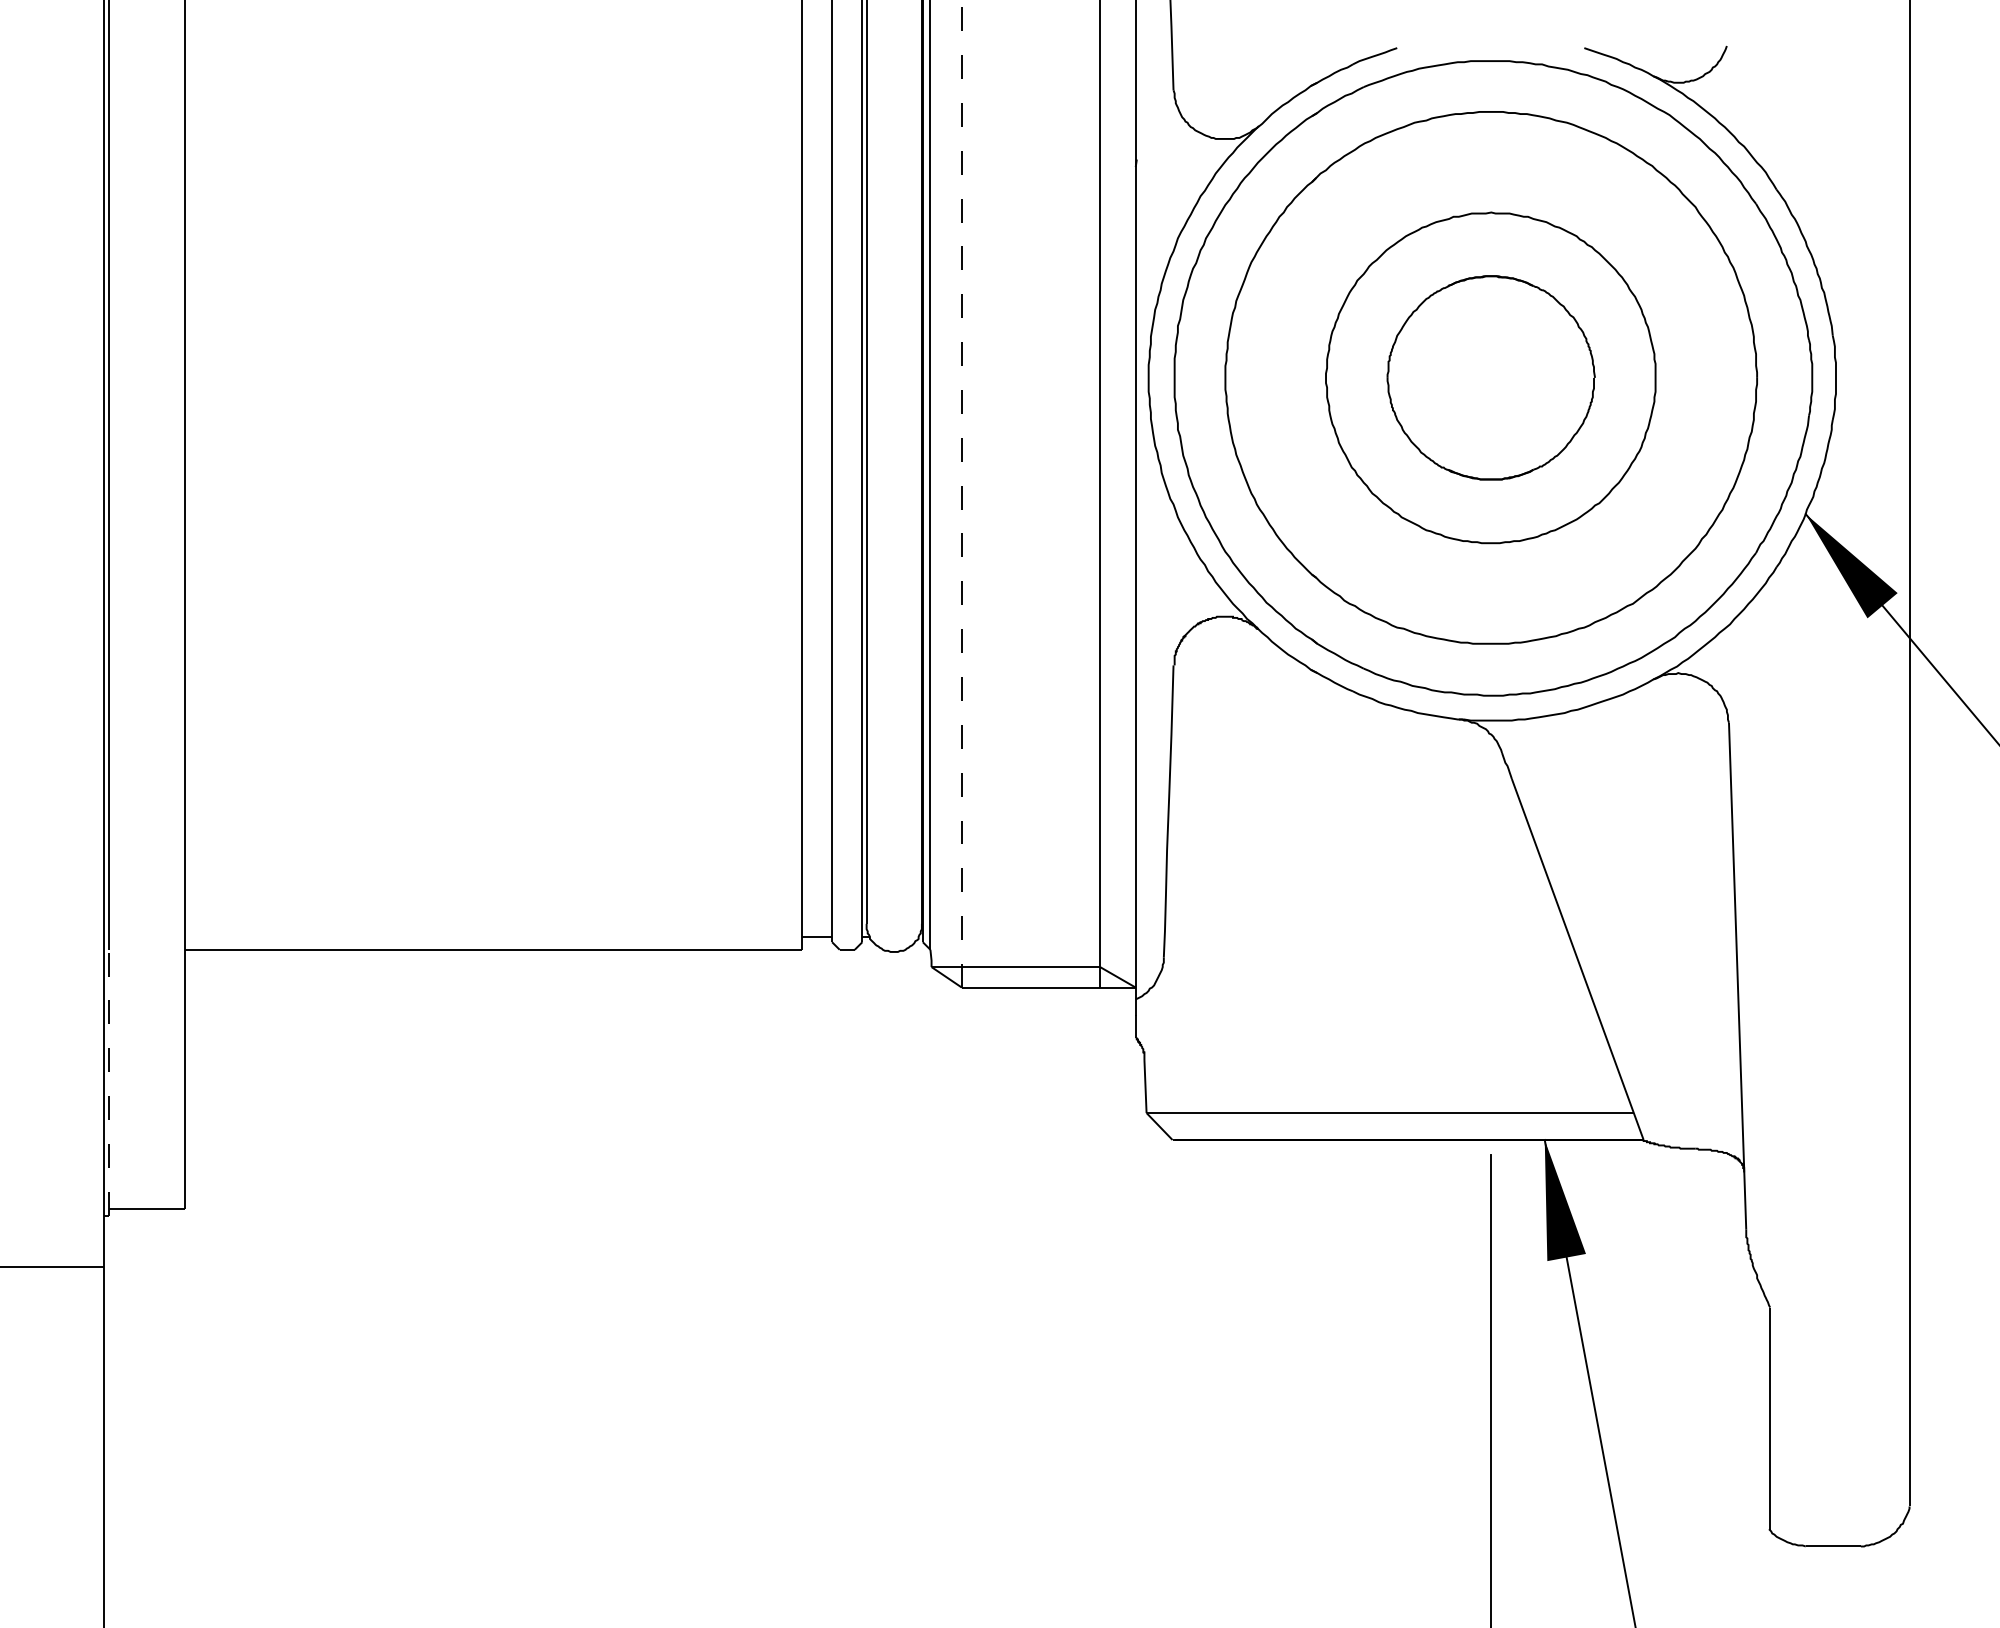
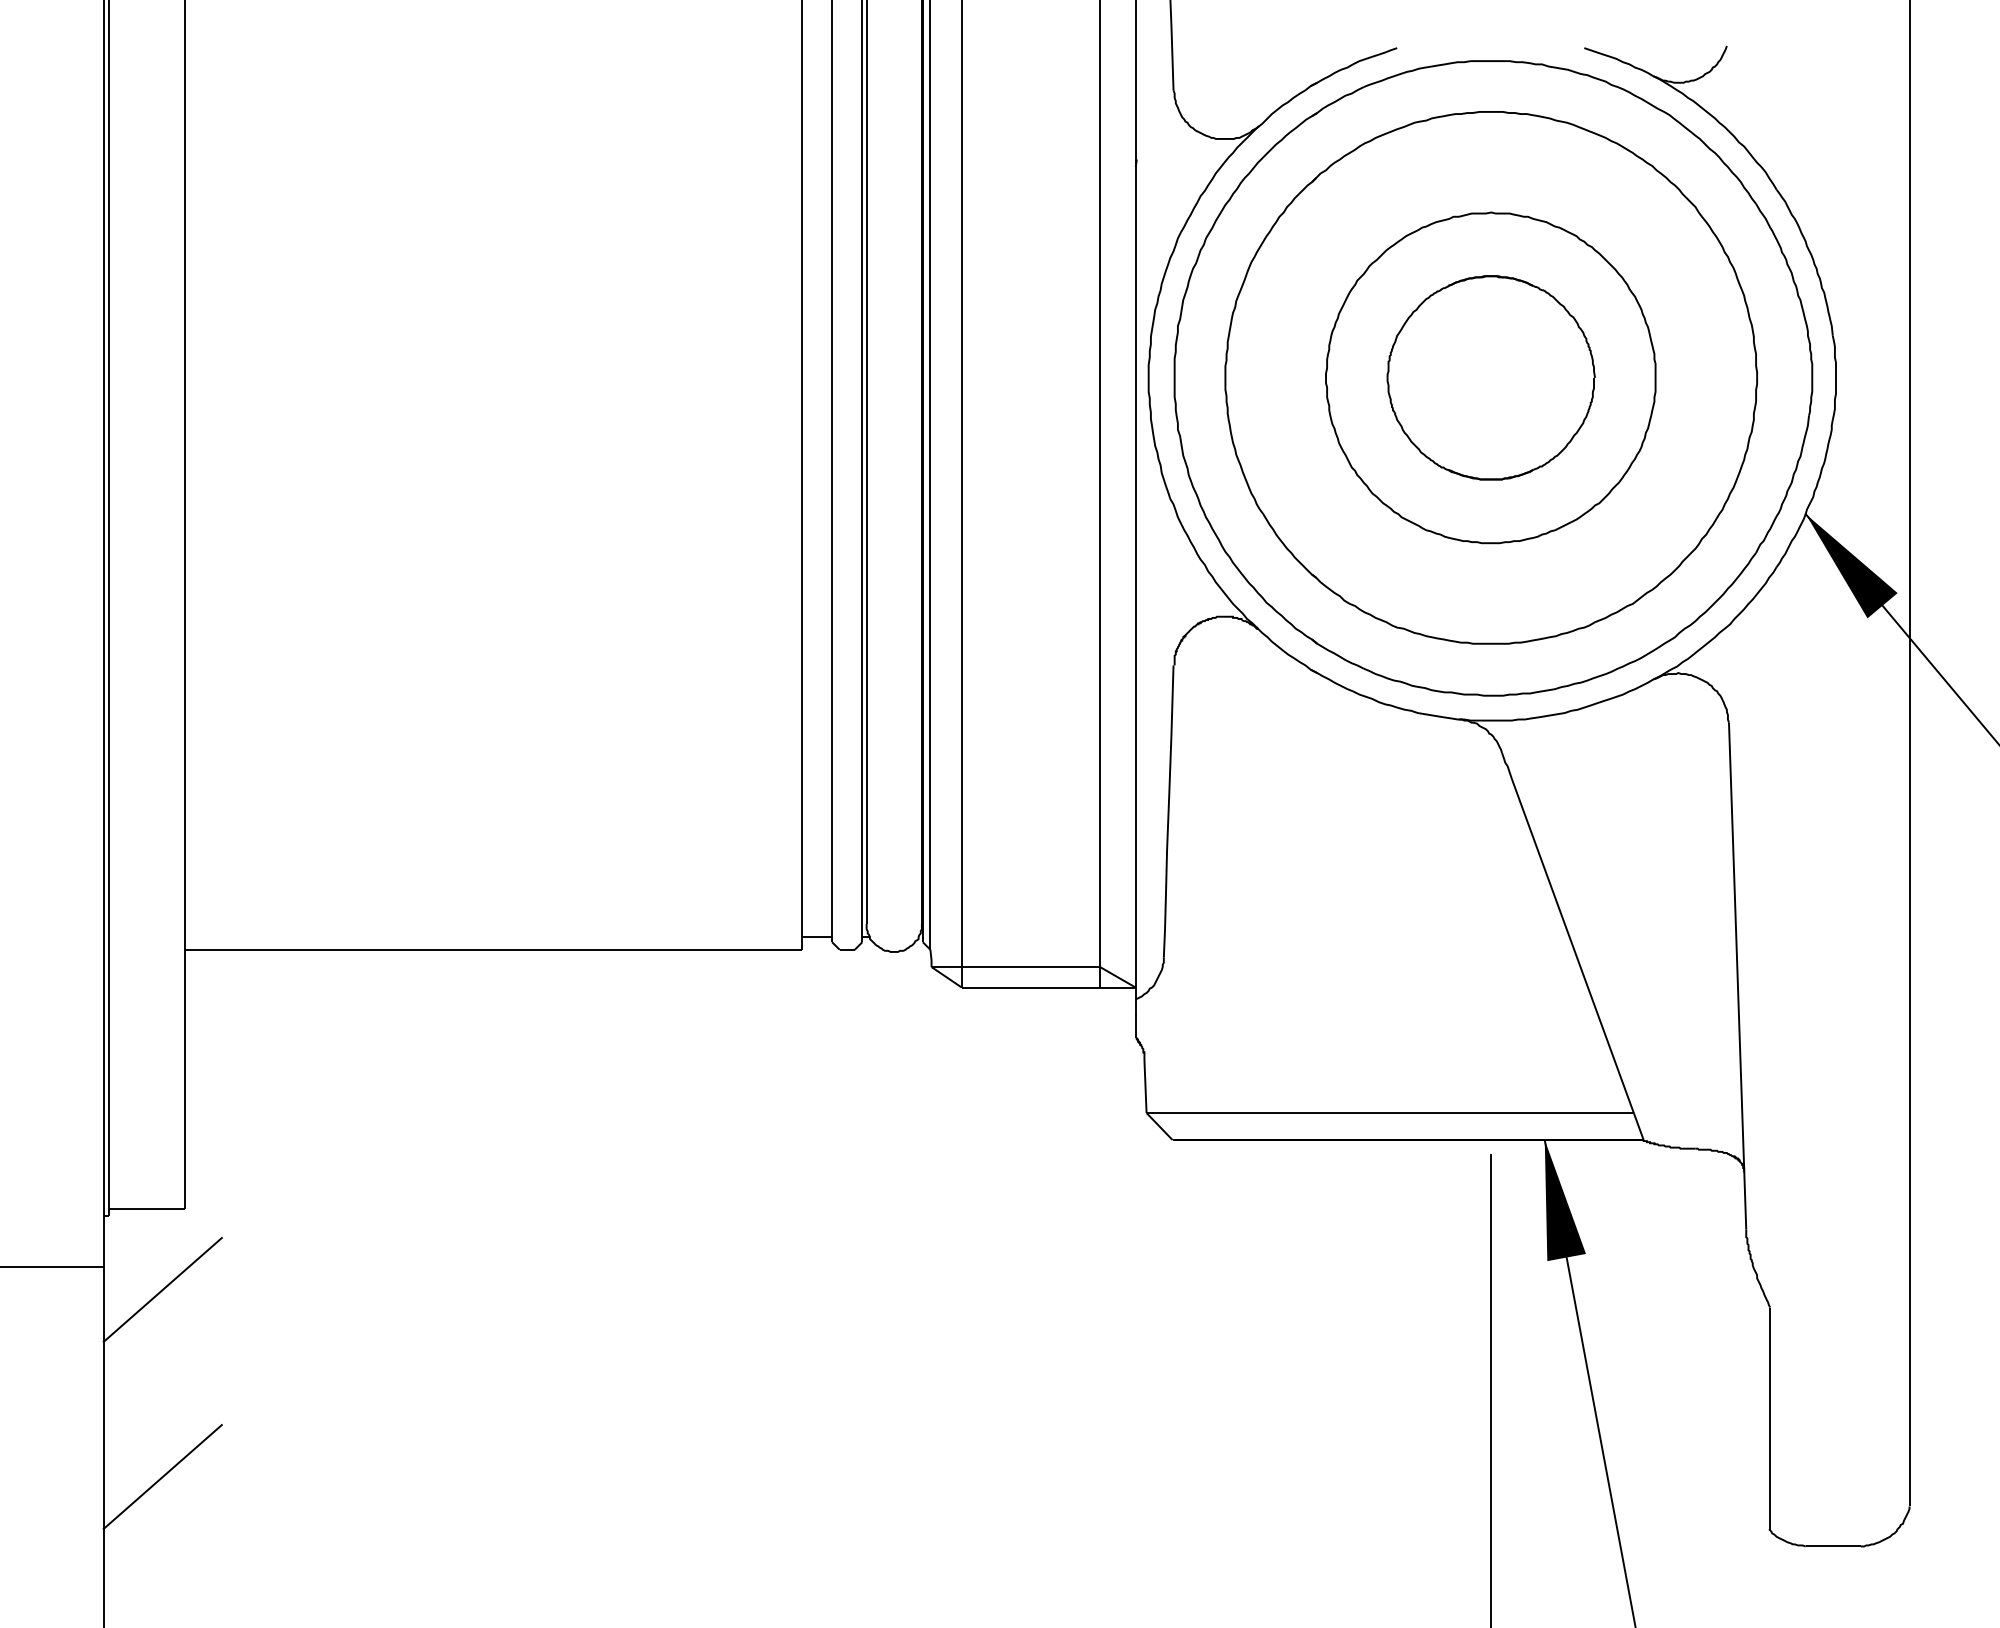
line: dashed -> solid (961, 484)
line: dashed -> solid (109, 1082)
line: none -> present (162, 1289)
line: none -> present (162, 1476)
